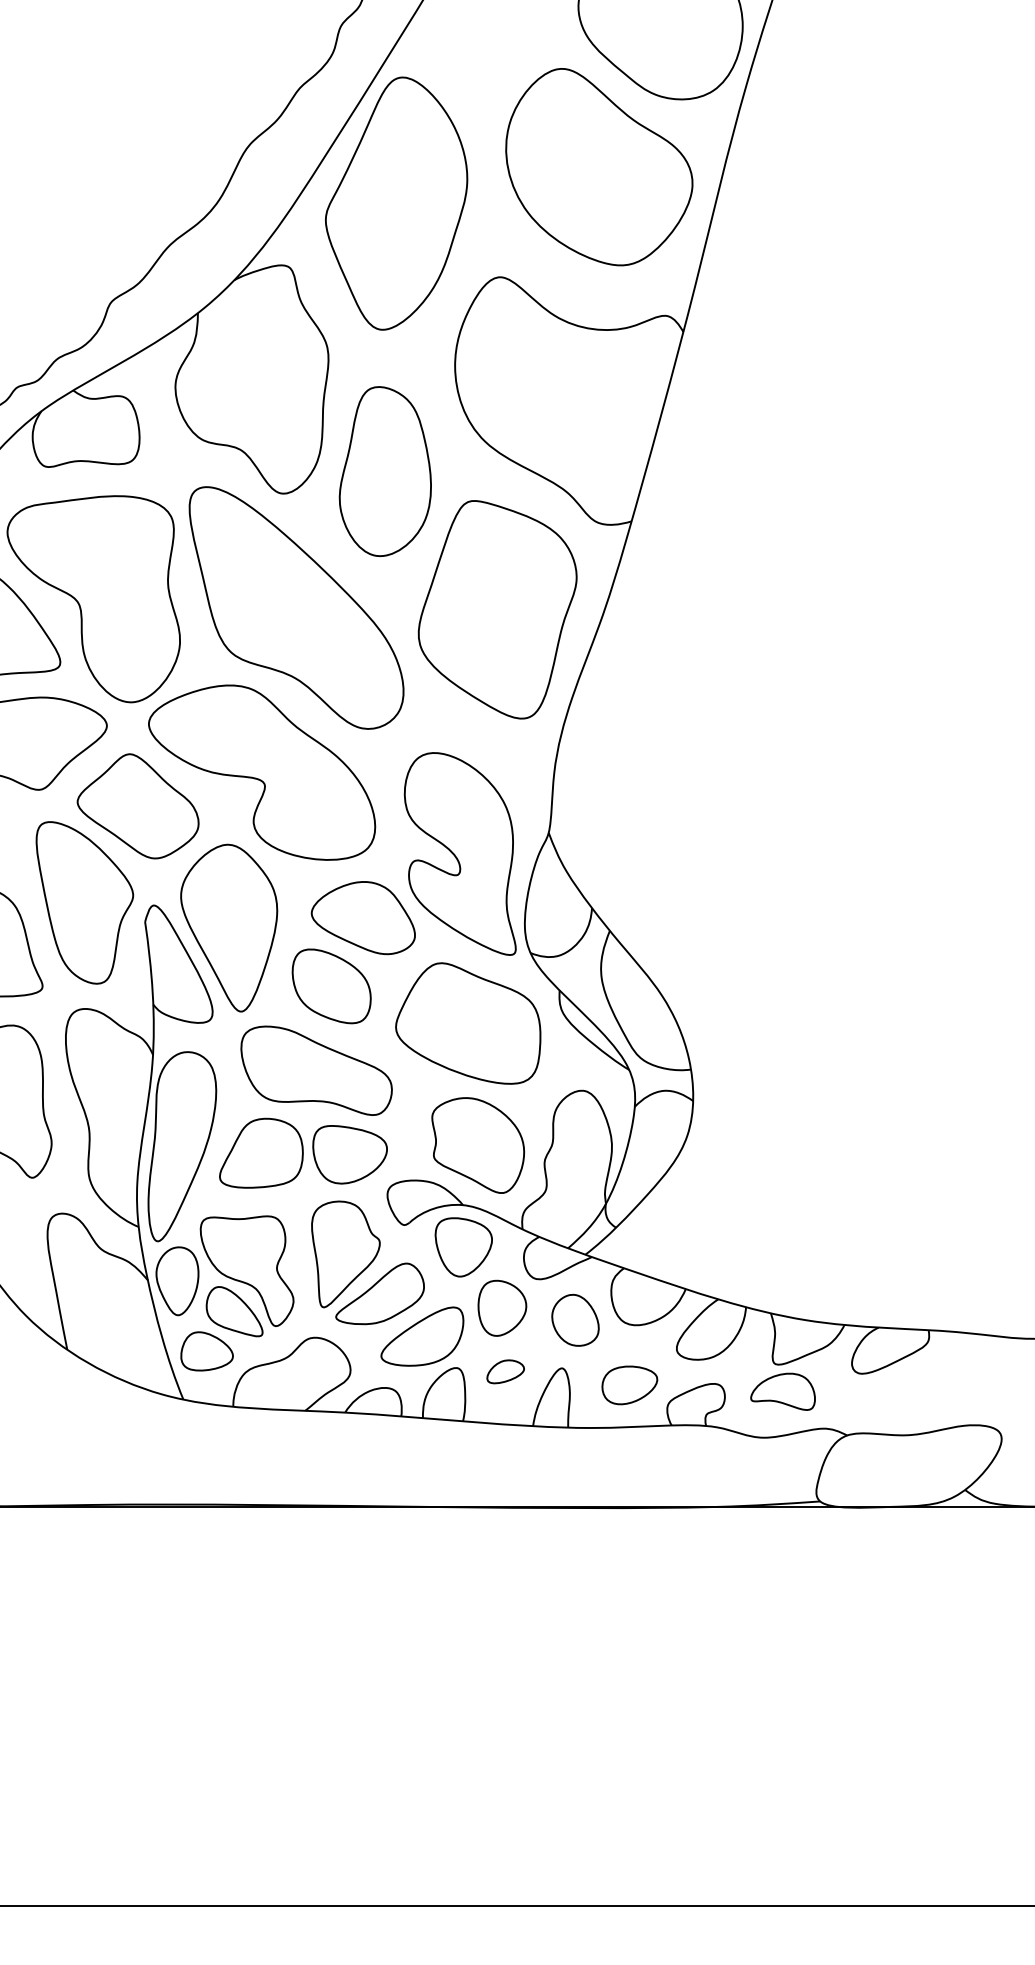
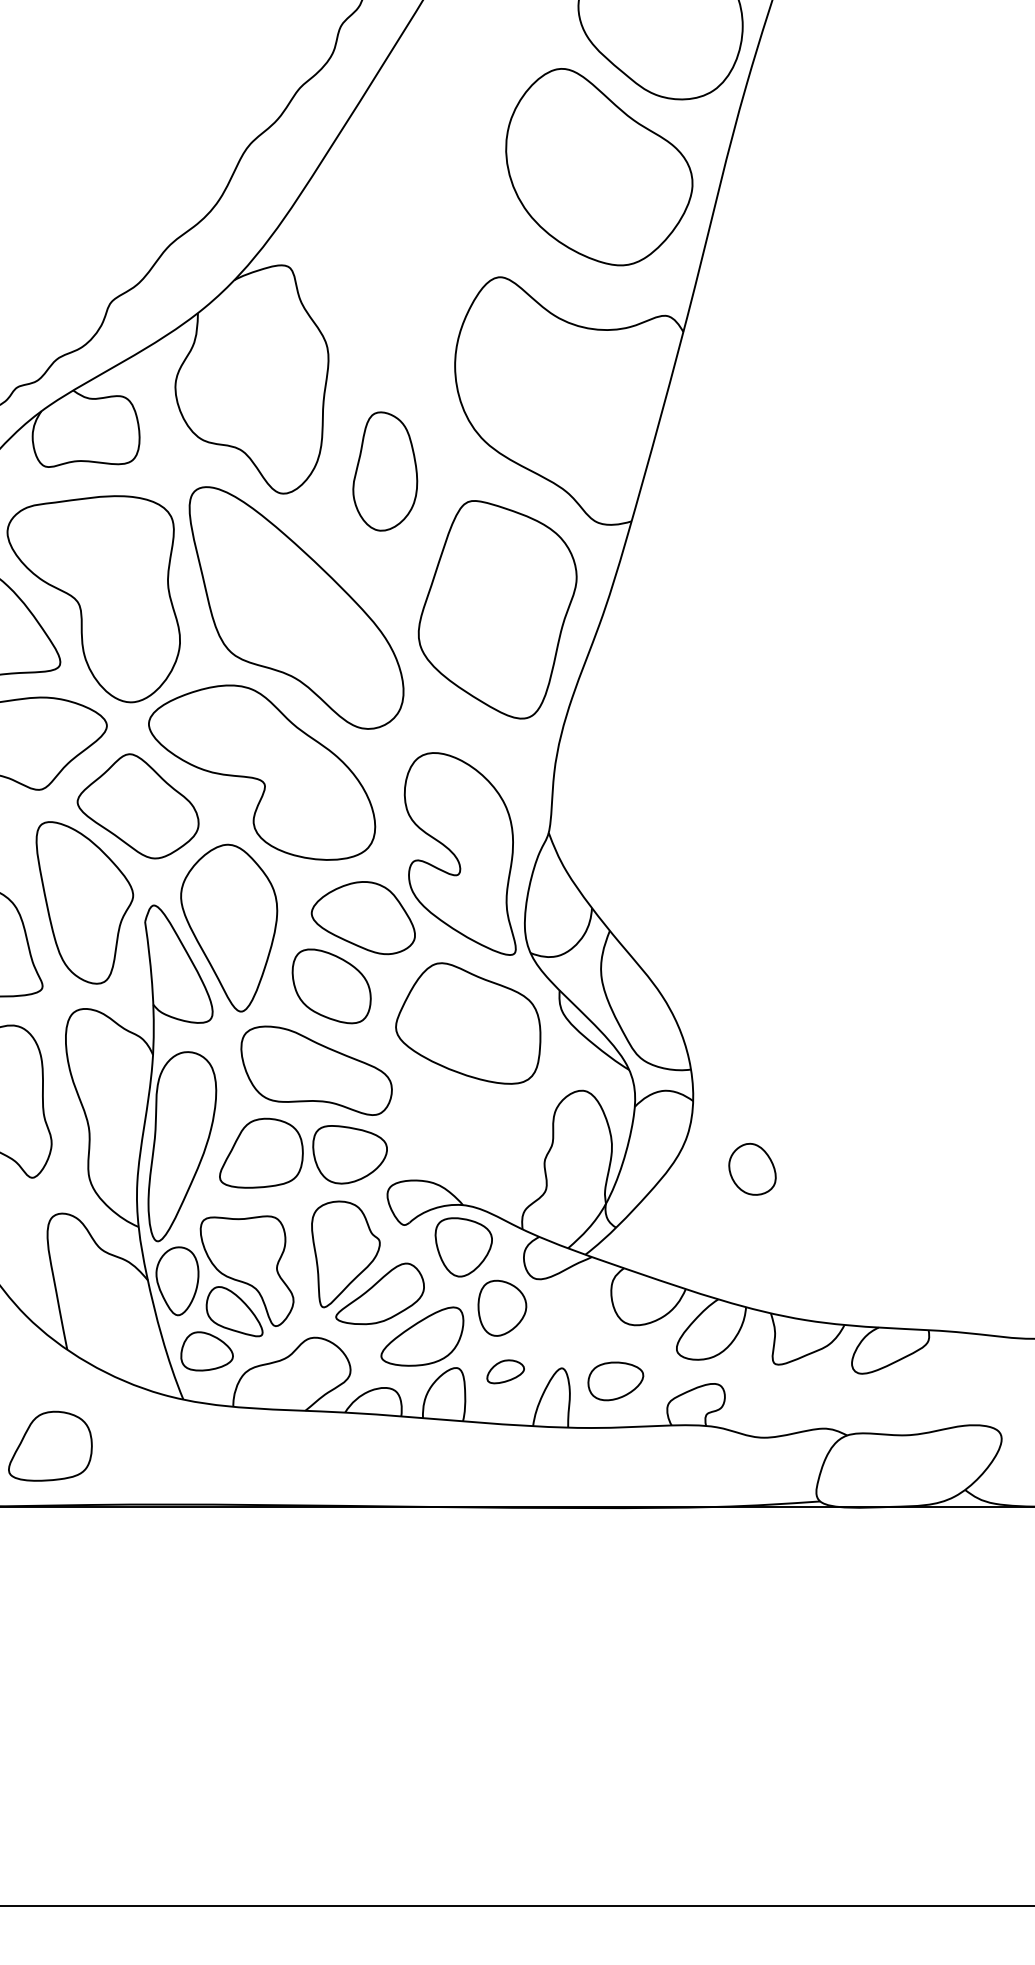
part: present -> none (396, 203)
part size: 94x171 px -> 67x121 px (385, 471)
part: present -> none (478, 1145)
part position: (575, 1319) -> (752, 1168) (752, 1168)
part position: (629, 1385) -> (615, 1381) (615, 1381)
part: present -> none (782, 1391)
part: none -> present (50, 1445)
